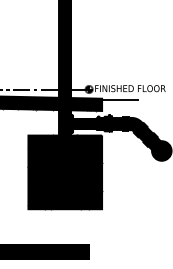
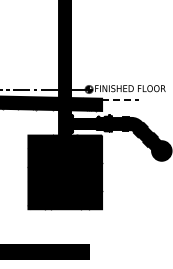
line: solid -> dashed (121, 100)
